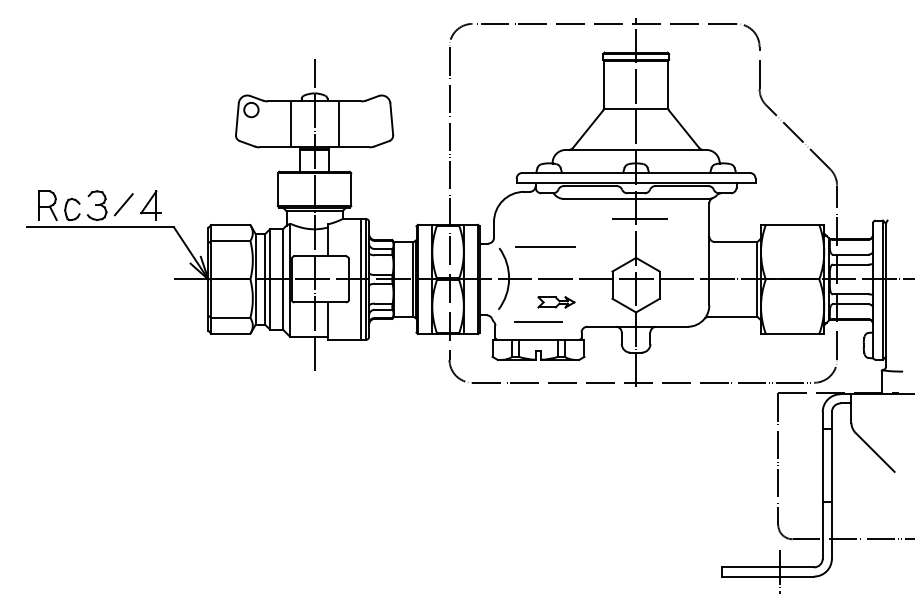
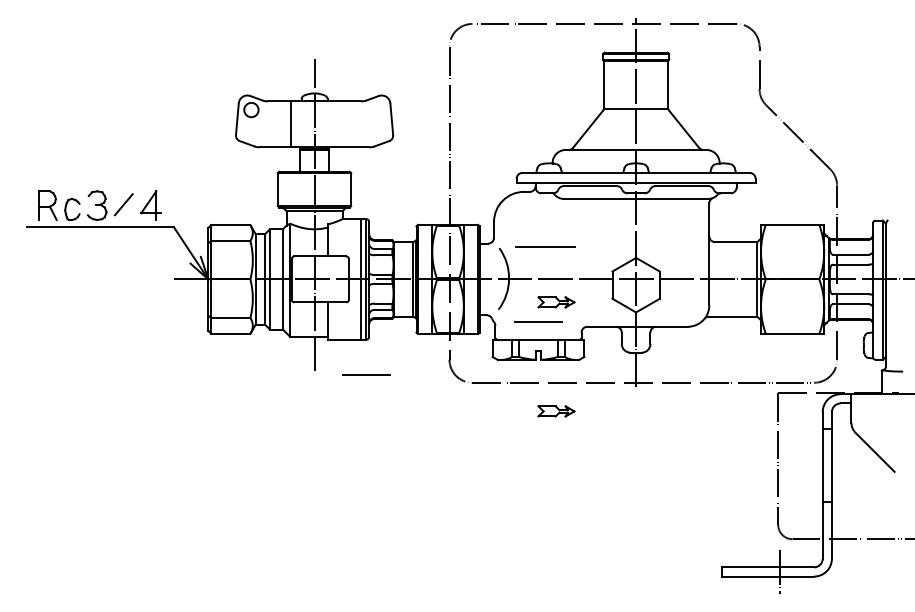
line: present -> none (338, 123)
line: present -> none (639, 219)
line: none -> present (366, 374)
part: none -> present (556, 411)
